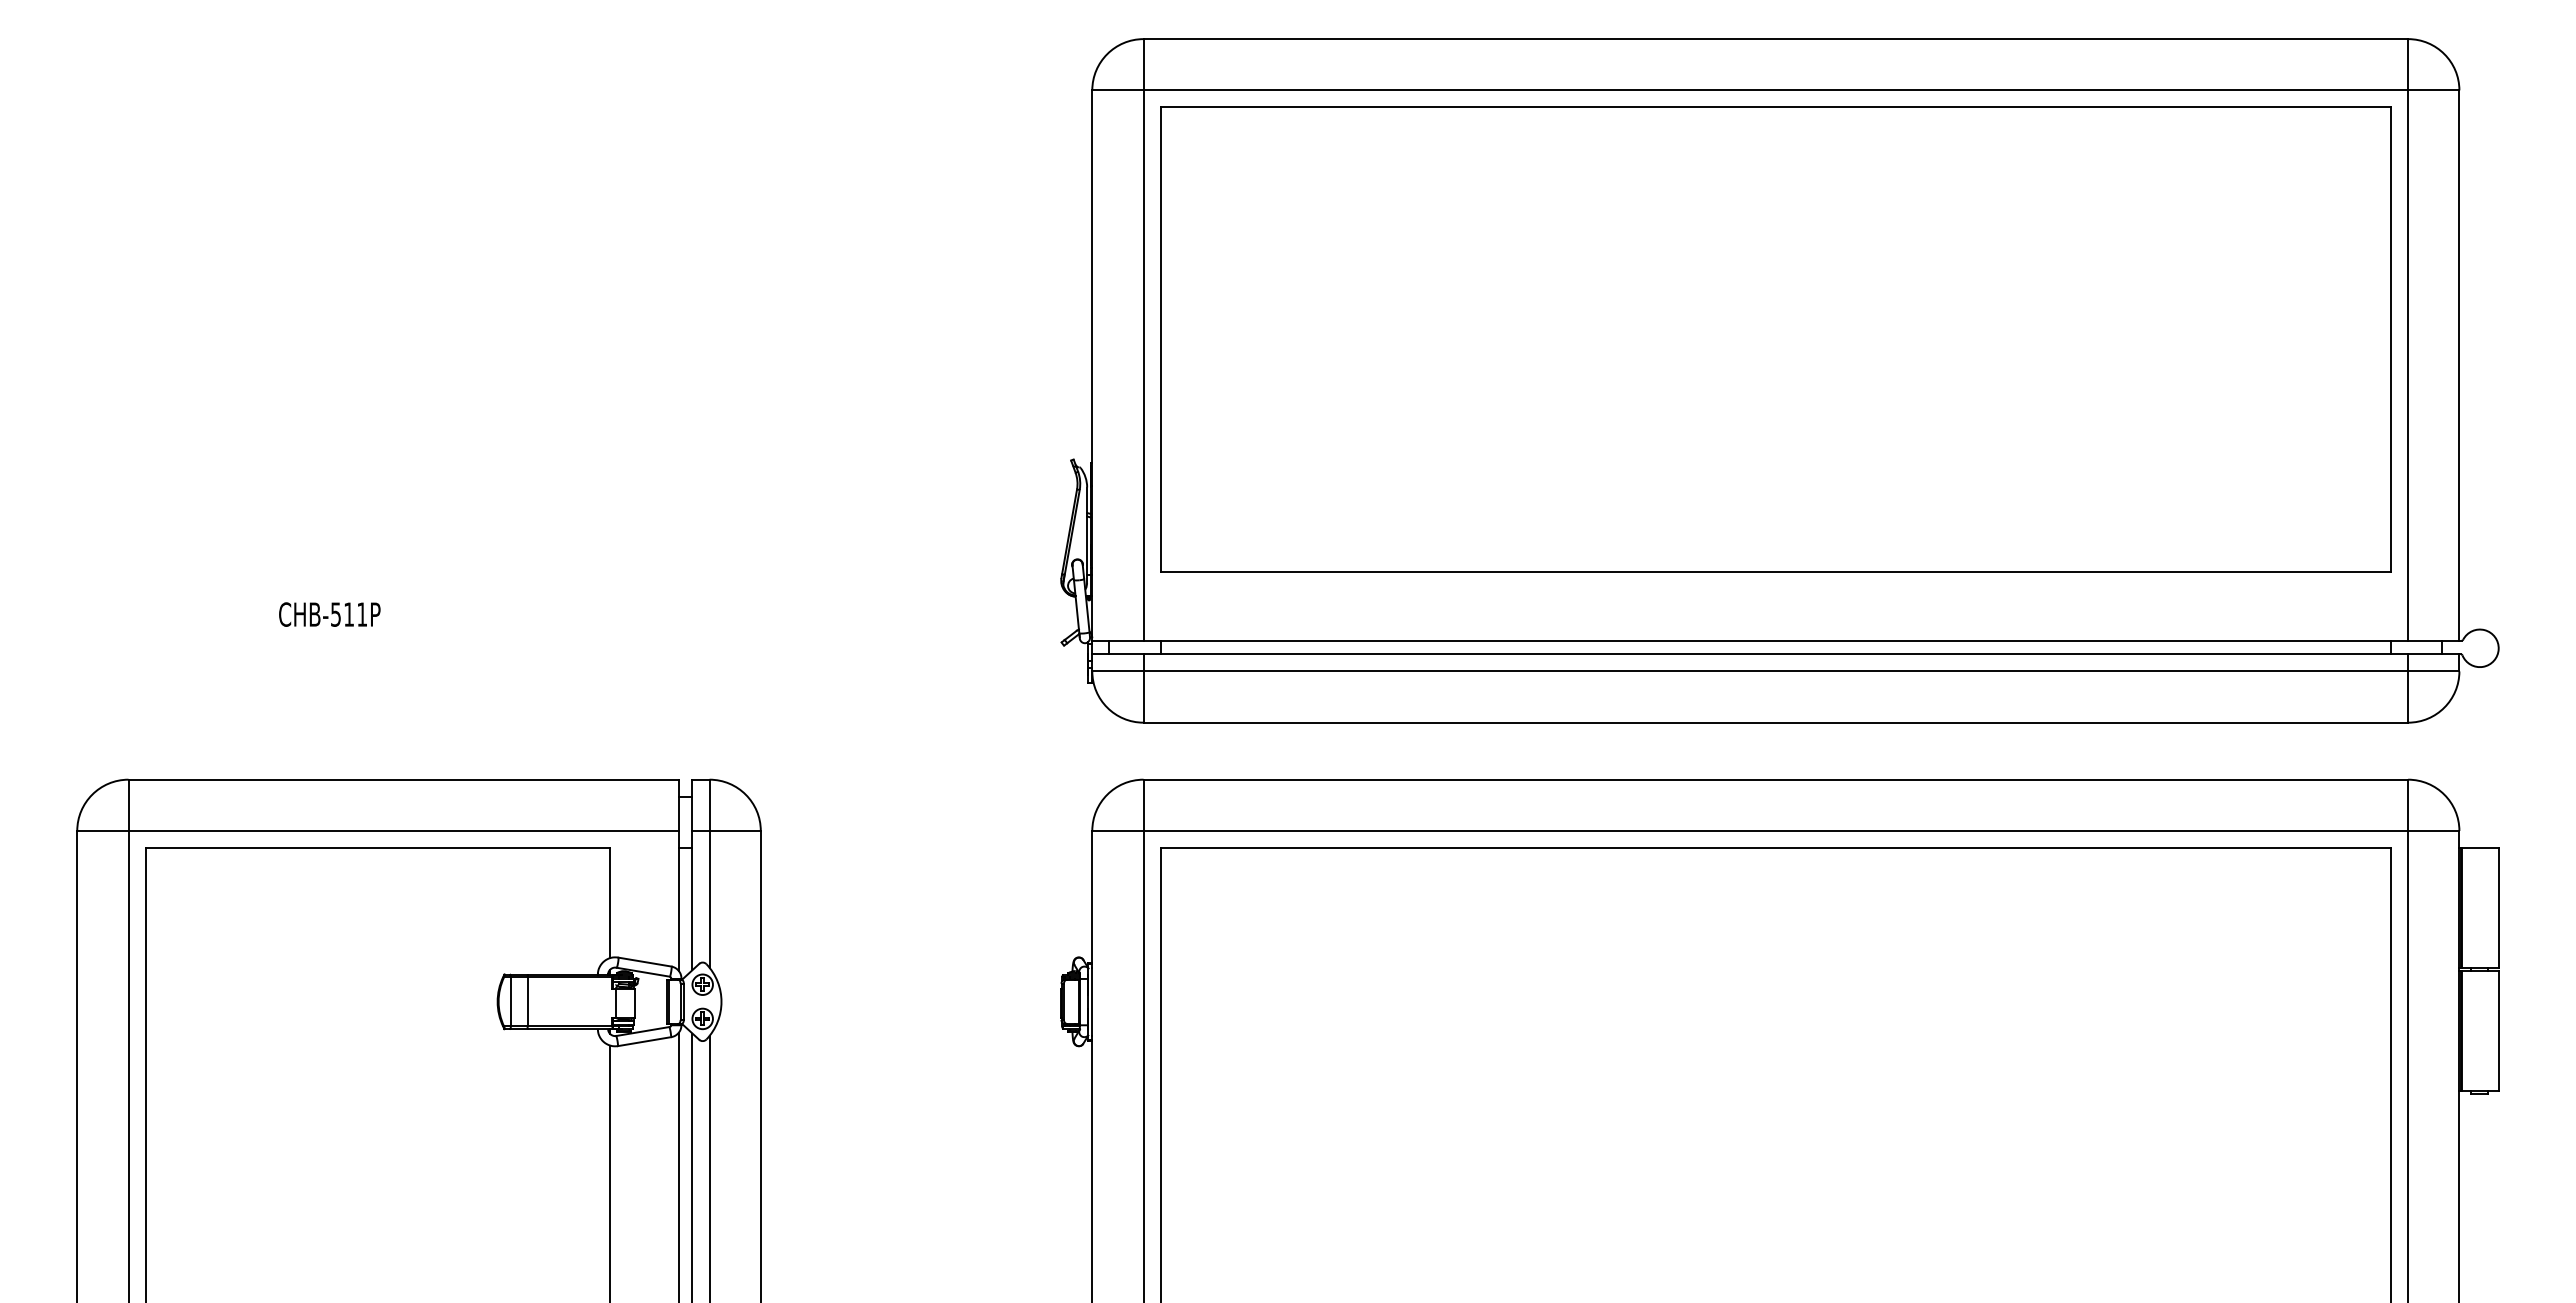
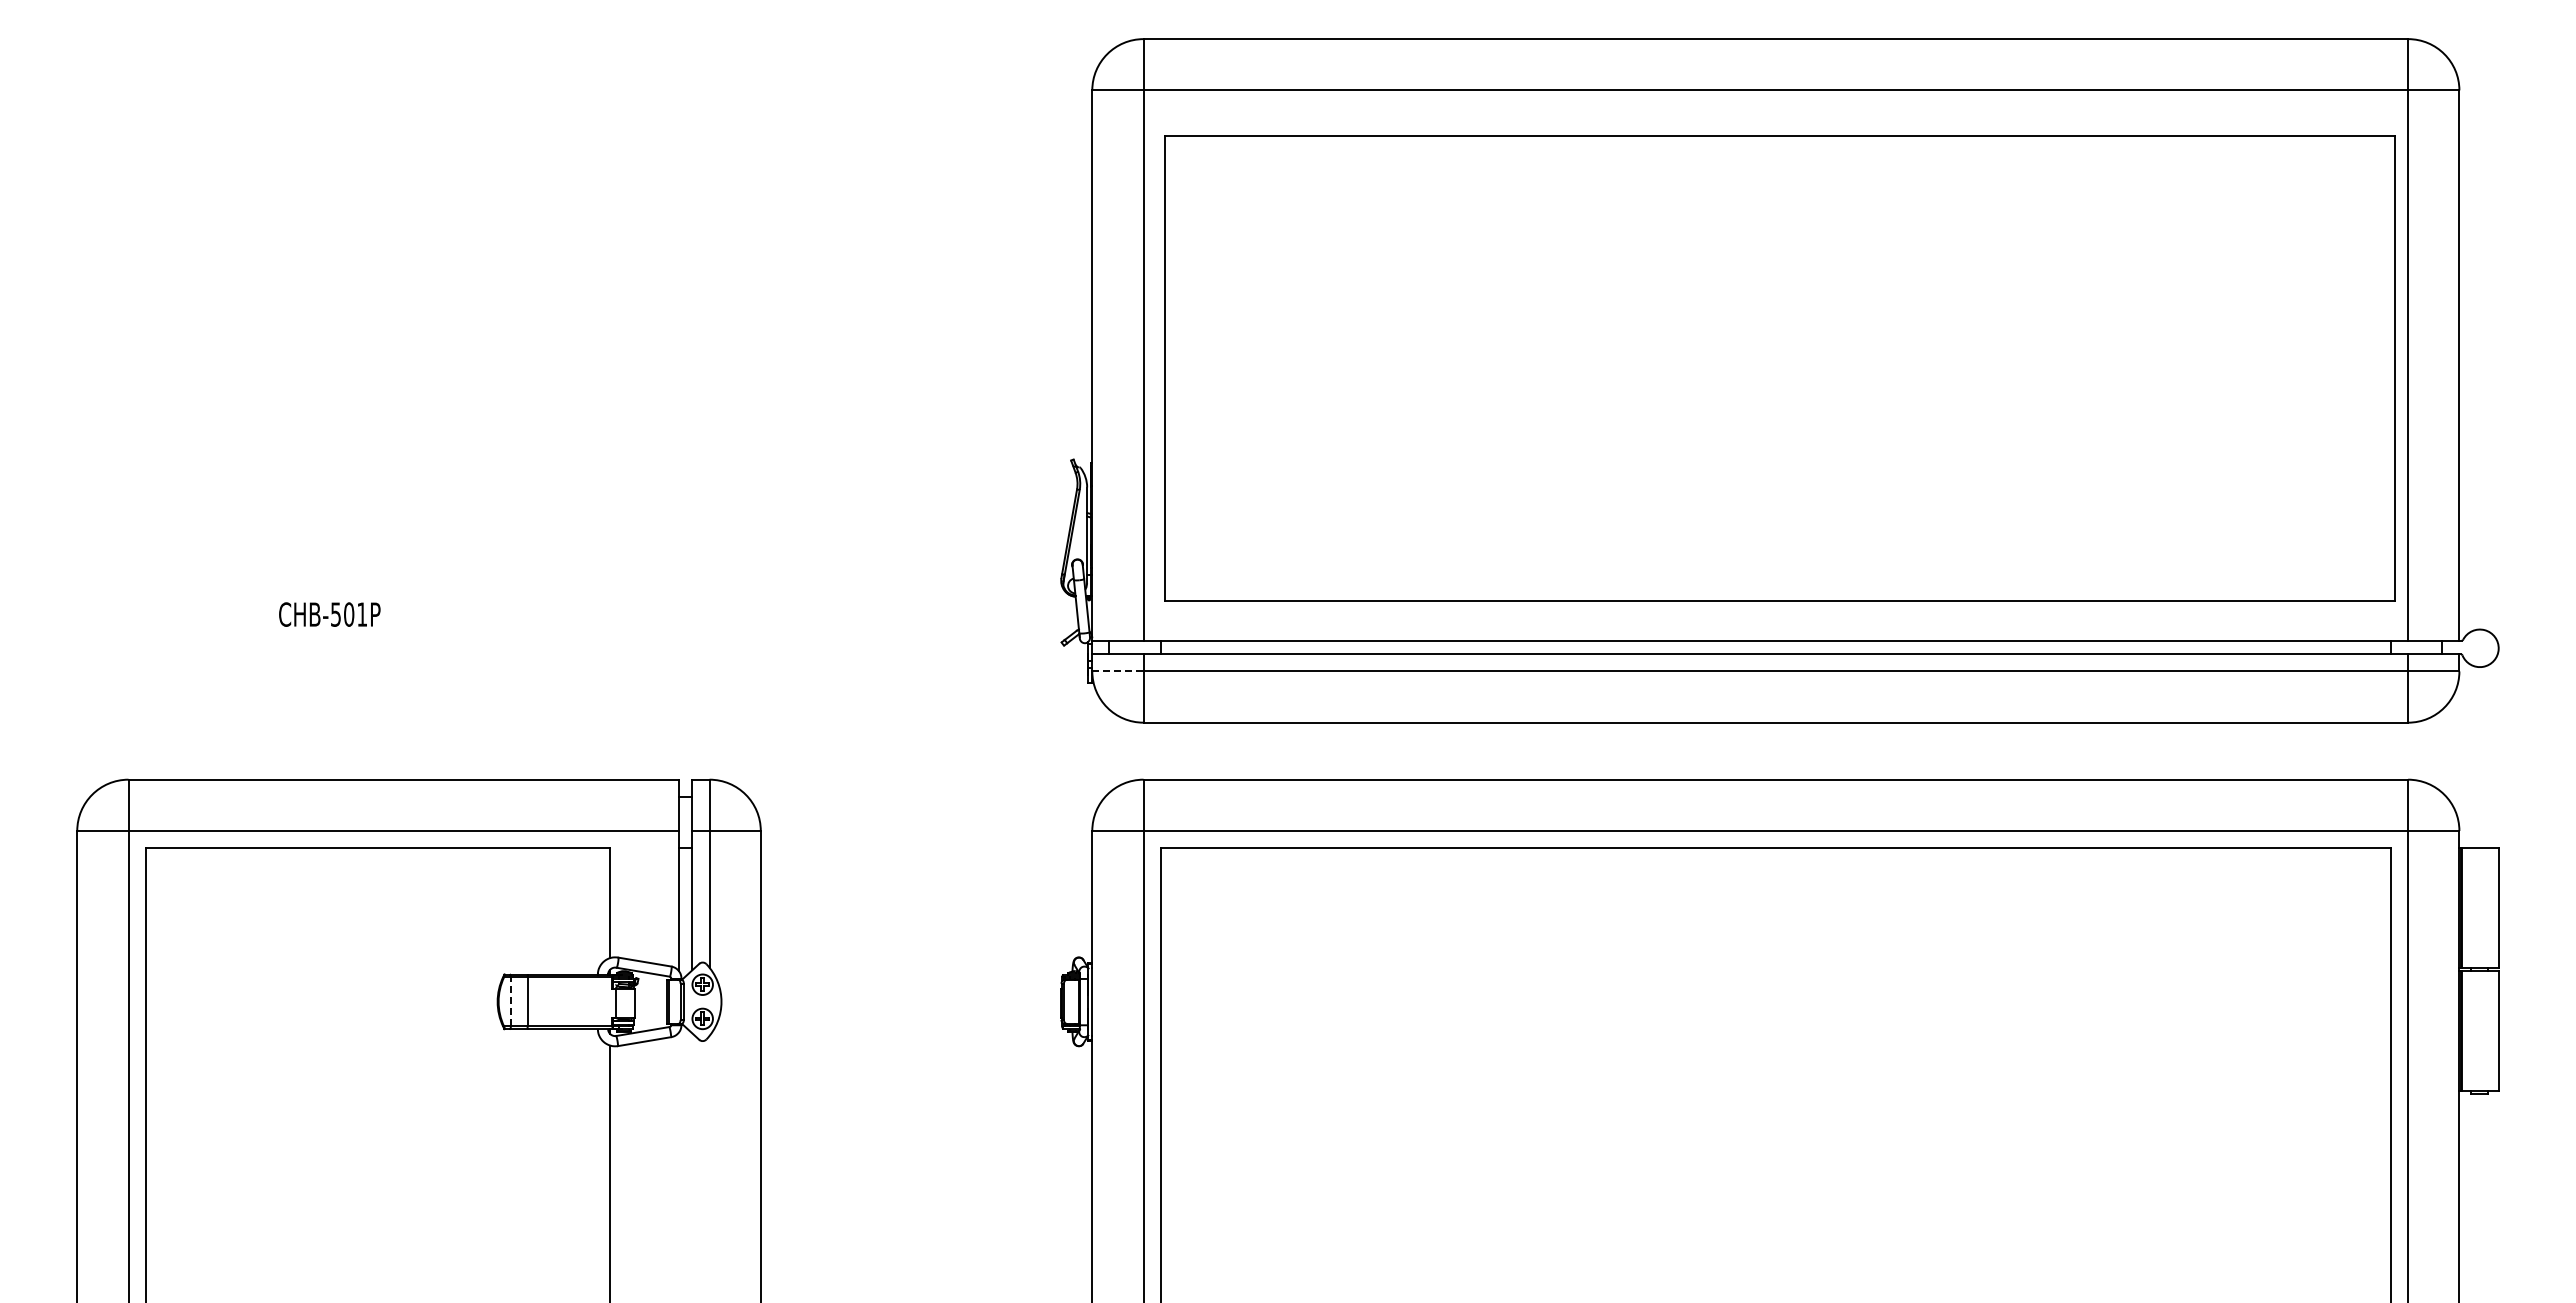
part position: (1775, 339) -> (1779, 368) (1779, 368)
text: CHB-511P -> CHB-501P (349, 614)
line: solid -> dashed (1117, 671)
line: solid -> dashed (510, 1001)
line: present -> none (678, 1165)
line: present -> none (692, 1166)
line: present -> none (709, 1167)
